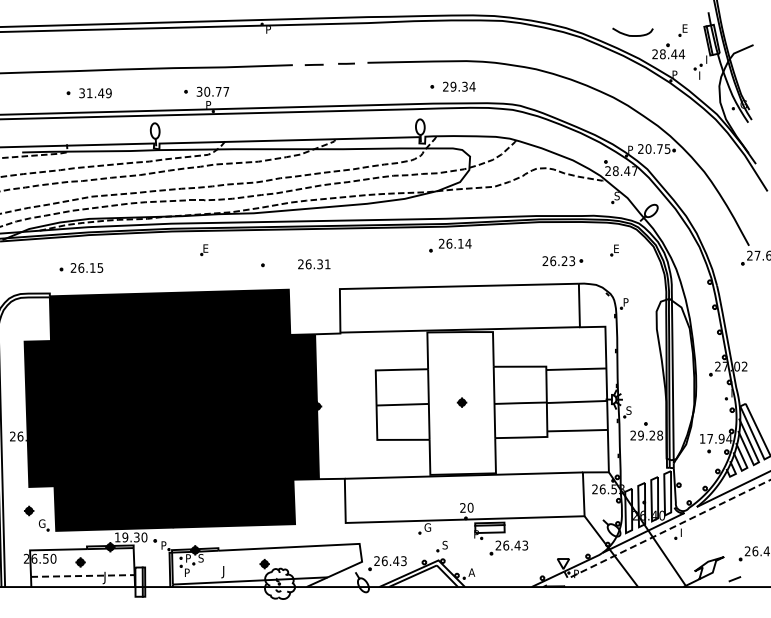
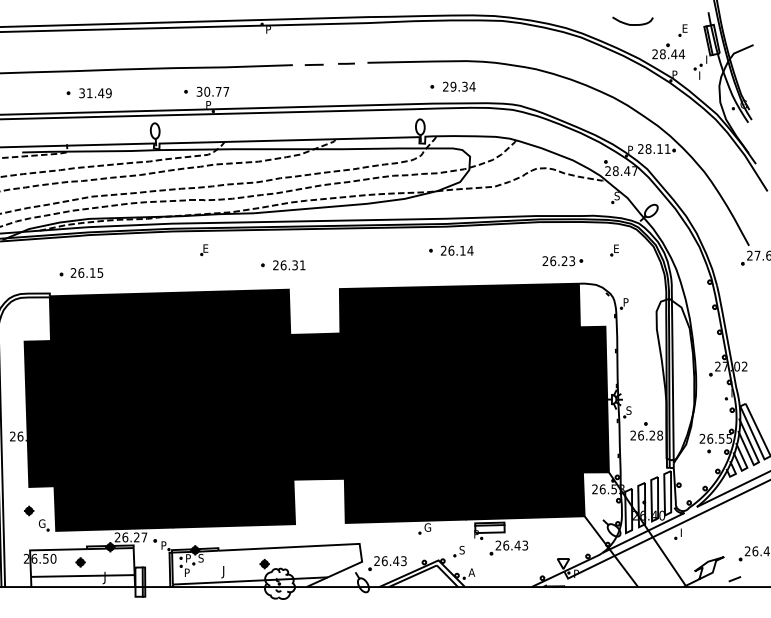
curve position: (632, 35) -> (632, 24) (632, 24)
text: 20.75 -> 28.11 (657, 148)
text position: (455, 243) -> (457, 250) (457, 250)
text position: (314, 264) -> (289, 265) (289, 265)
part position: (81, 267) -> (81, 272) (81, 272)
fill: none -> present (461, 402)
text: 29.28 -> 26.28 (640, 435)
text: 17.94 -> 26.55 (715, 438)
line: dashed -> solid (665, 531)
text: 19.30 -> 26.27 (130, 537)
part position: (441, 546) -> (458, 551) (458, 551)
line: dashed -> solid (82, 575)
